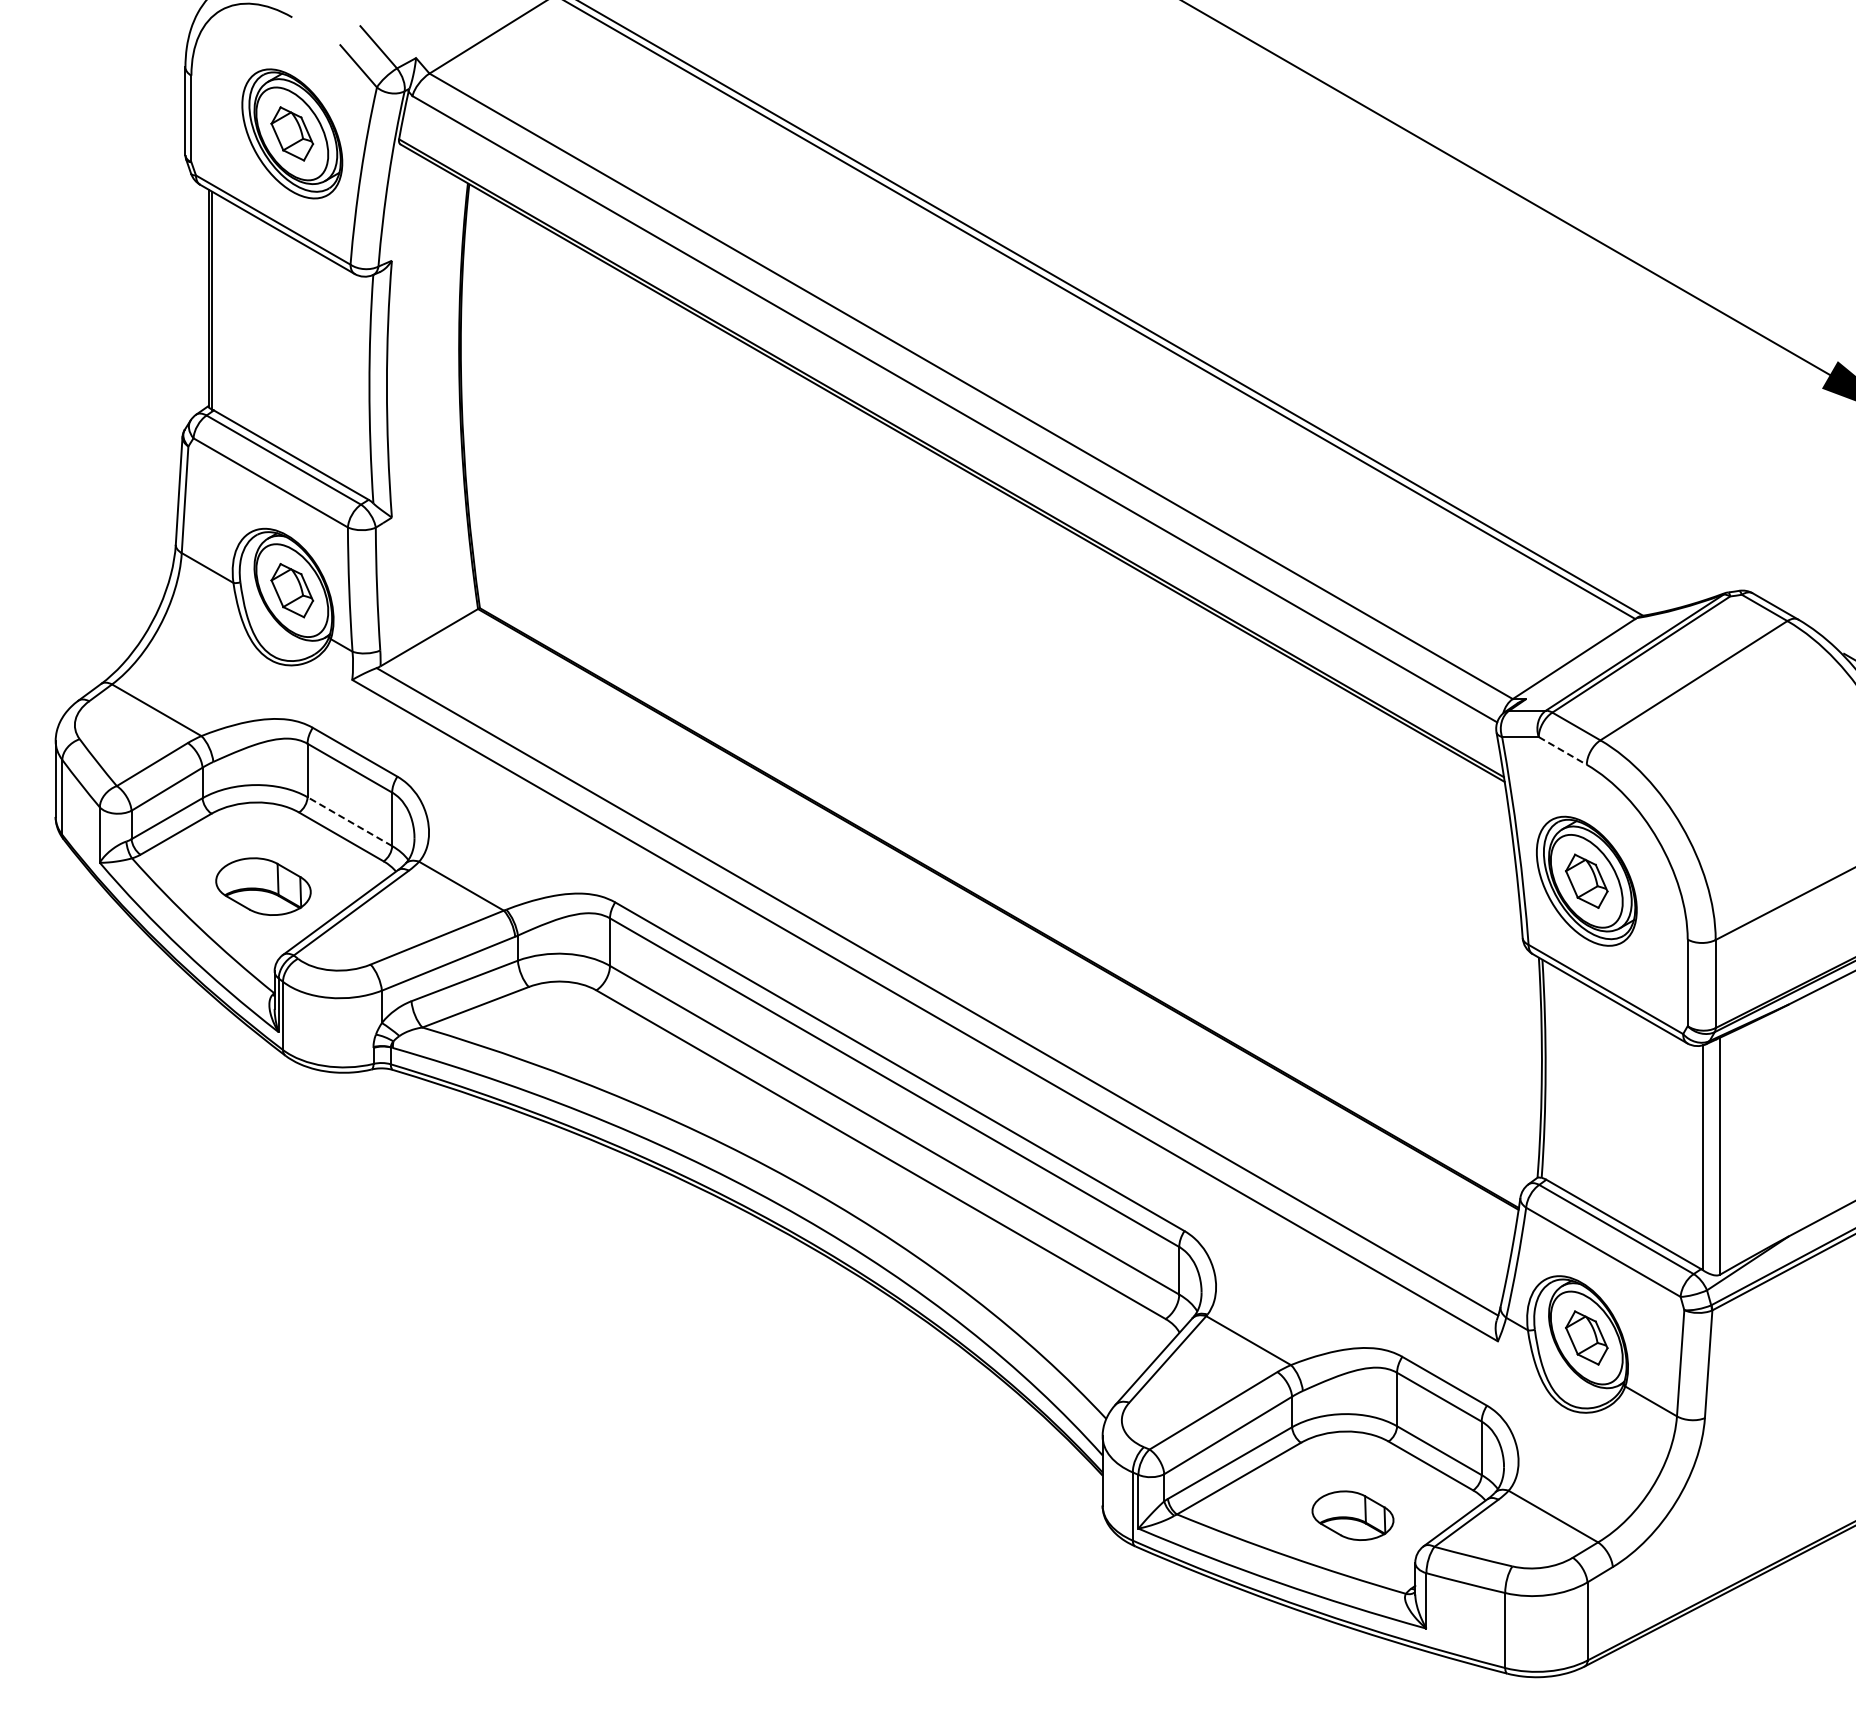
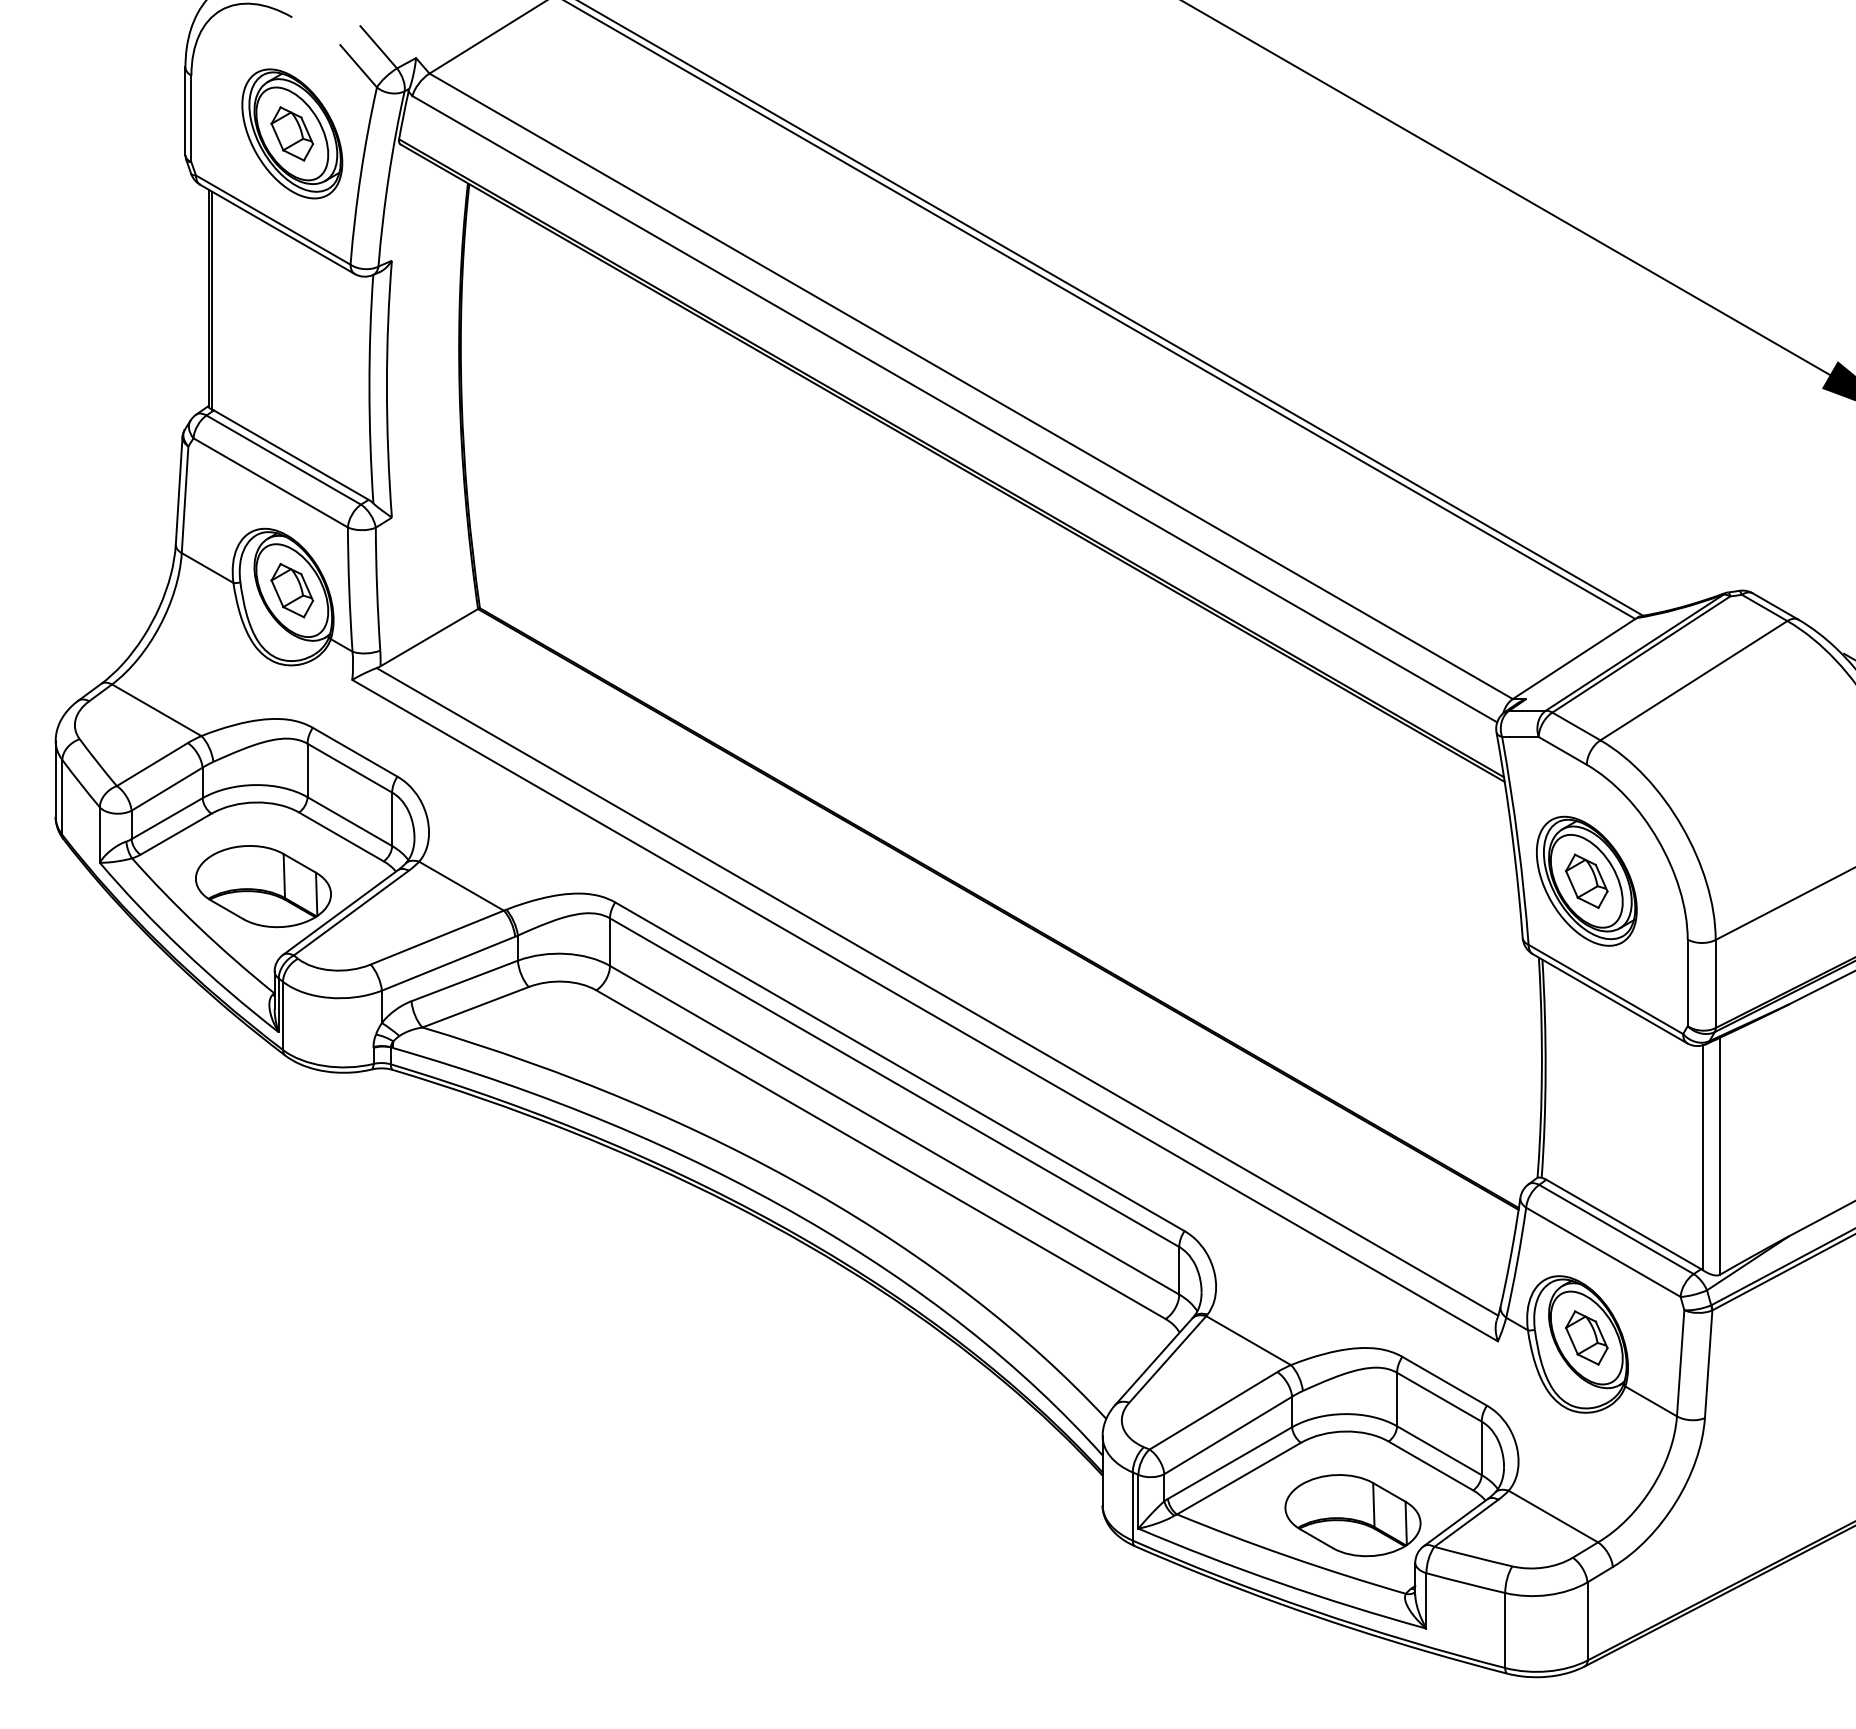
line: dashed -> solid (1562, 750)
line: dashed -> solid (349, 821)
part size: 97x59 px -> 137x84 px (263, 886)
part size: 84x51 px -> 138x84 px (1352, 1515)
